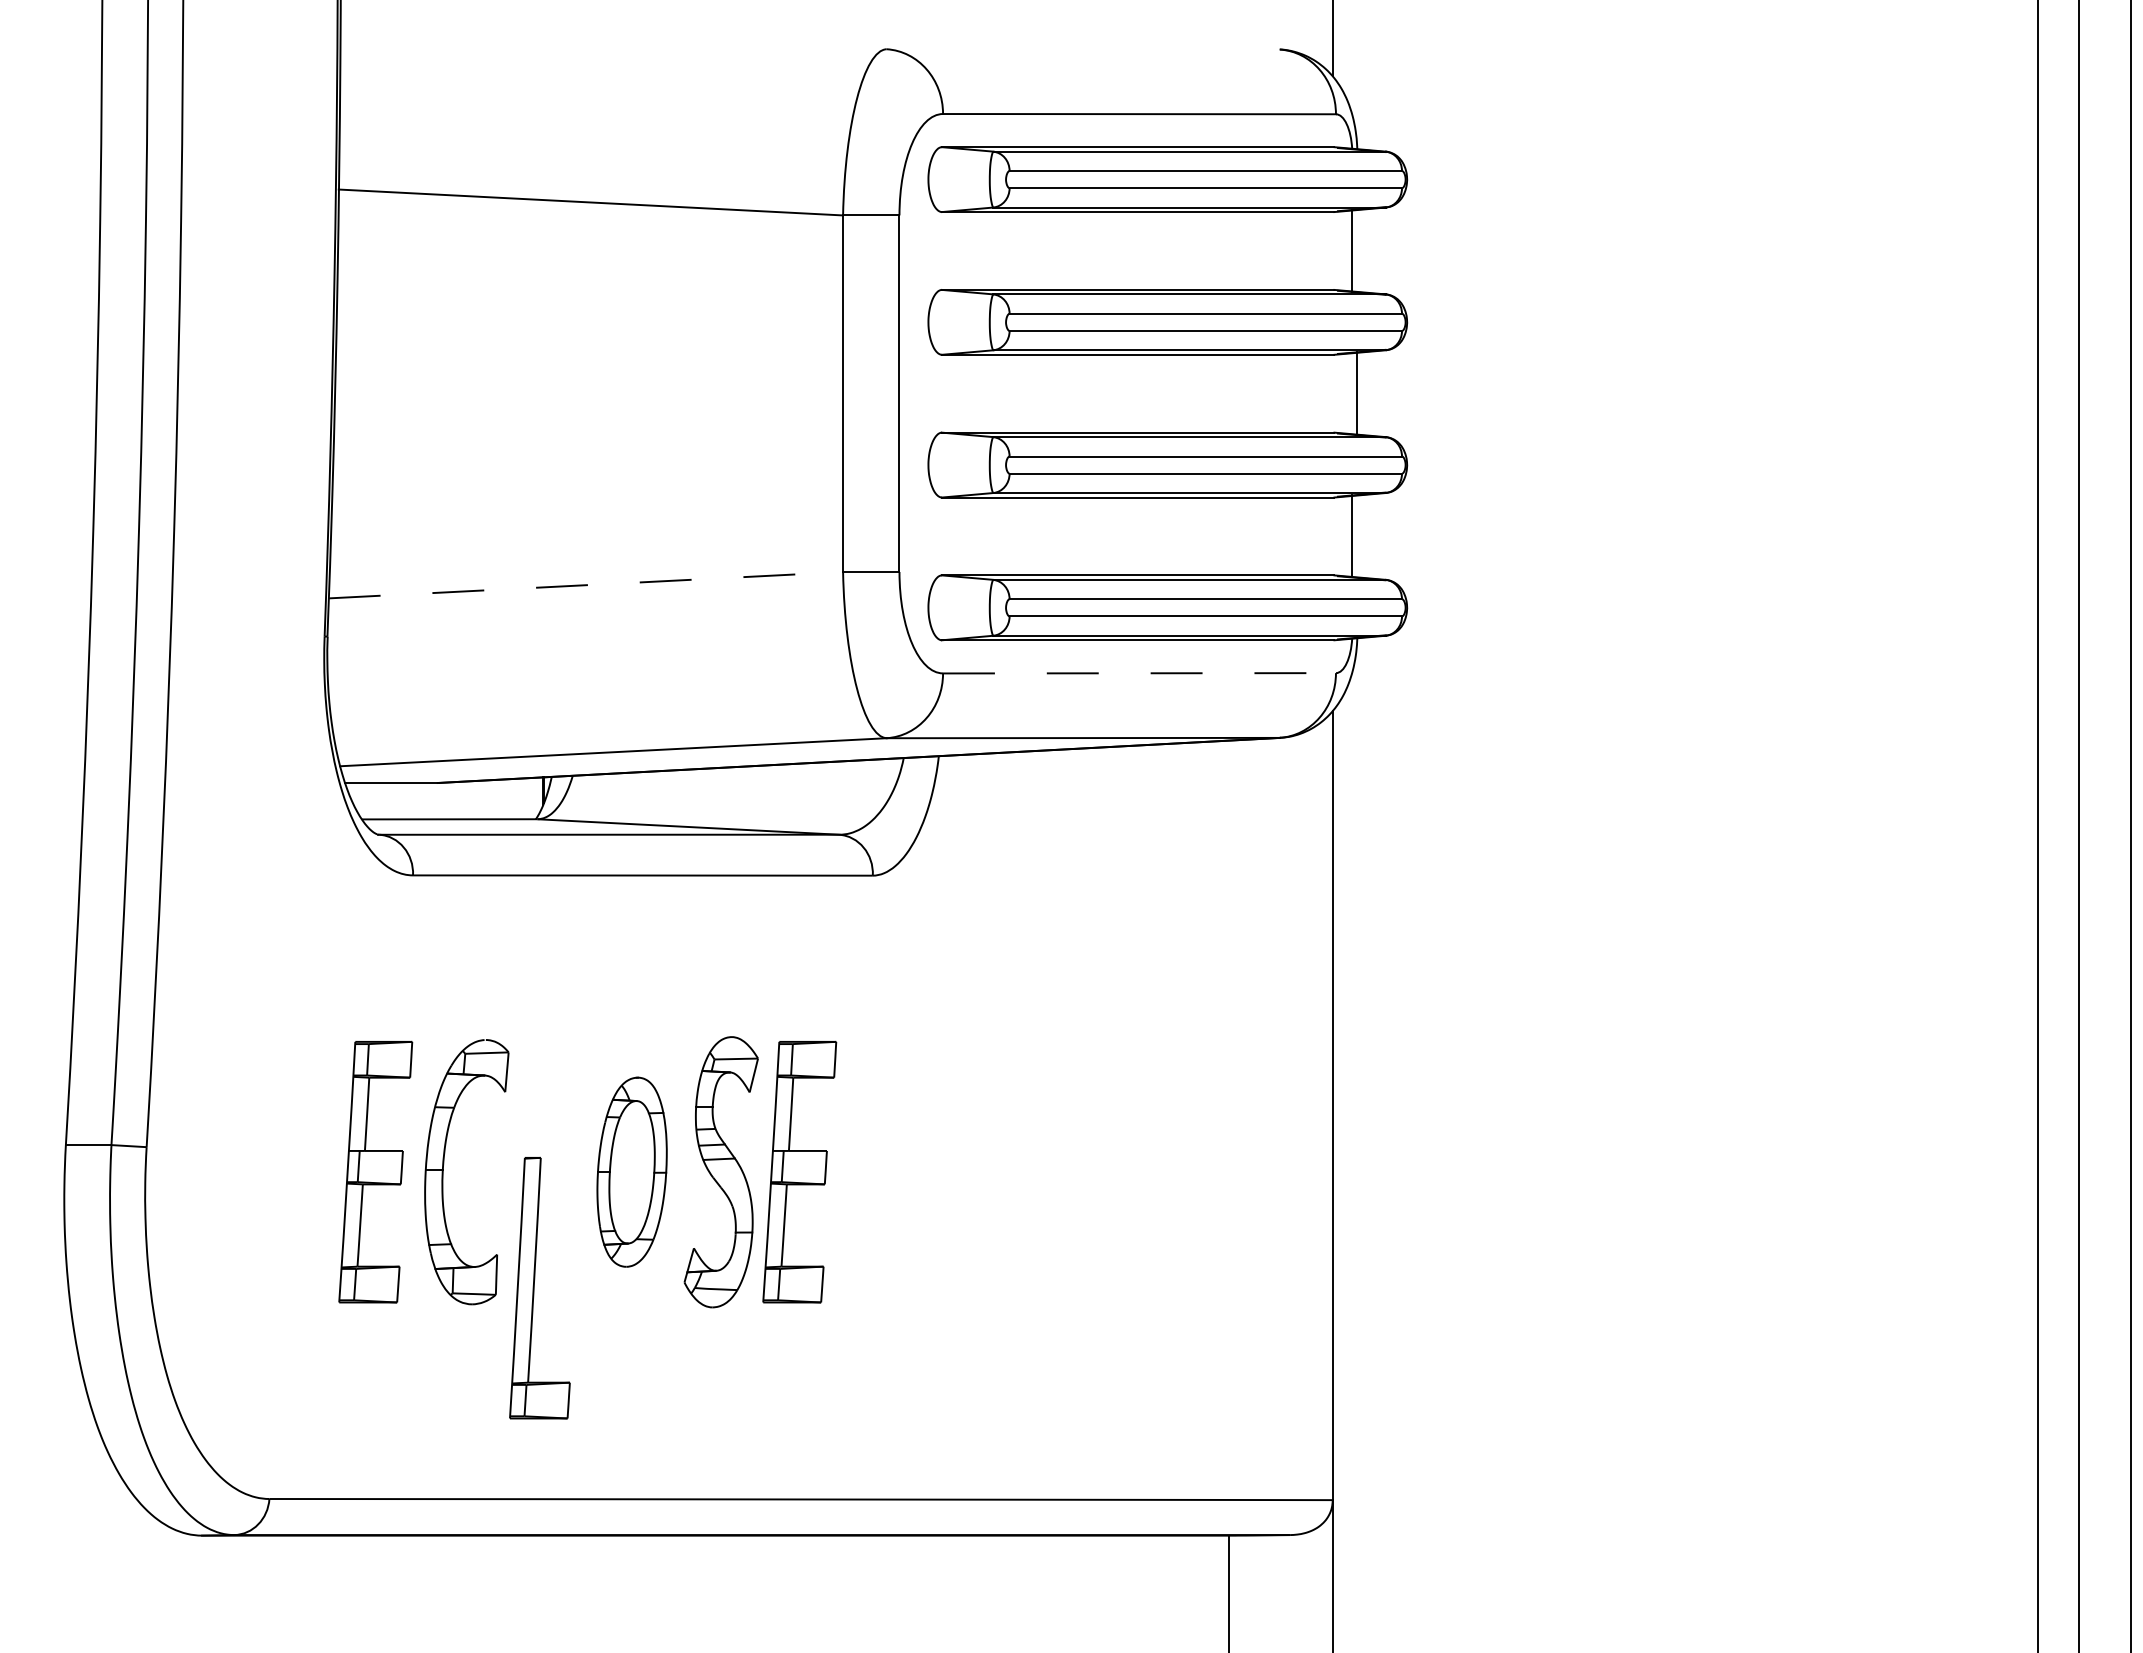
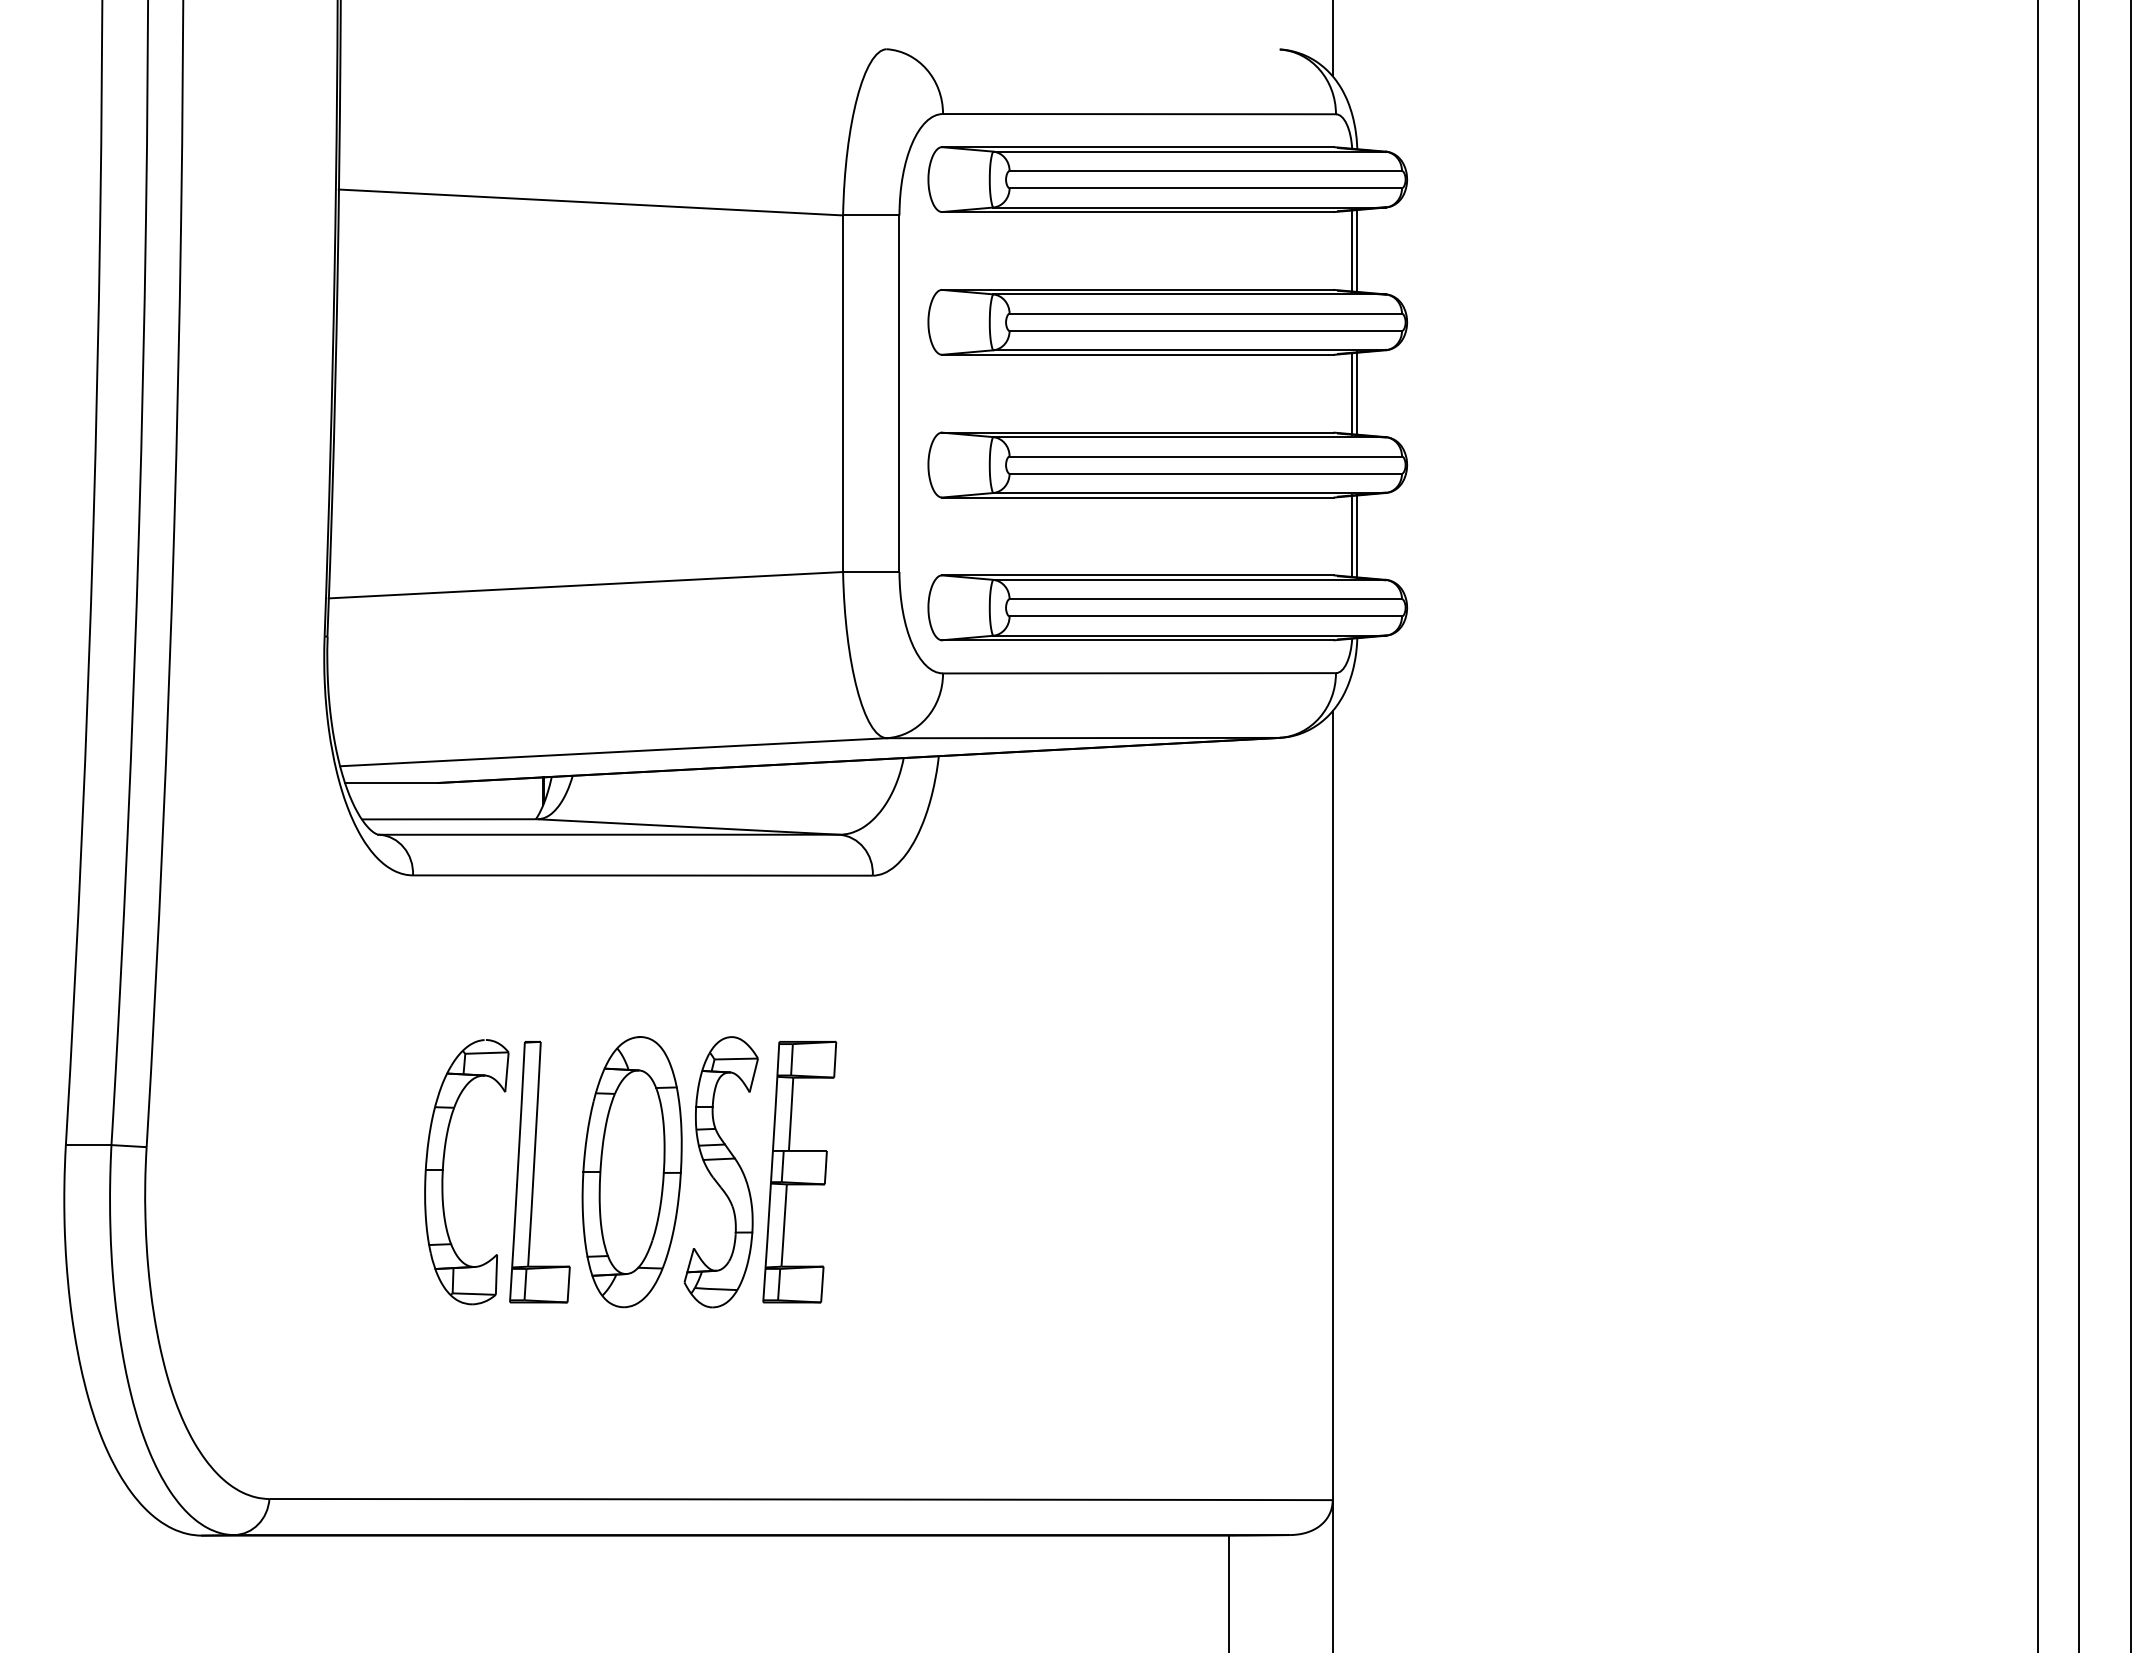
line: none -> present (1357, 250)
line: none -> present (1352, 393)
line: none -> present (1357, 536)
line: dashed -> solid (586, 585)
line: dashed -> solid (1140, 673)
part: present -> none (375, 1171)
part size: 72x192 px -> 102x273 px (631, 1172)
part position: (539, 1287) -> (539, 1171) (539, 1171)
